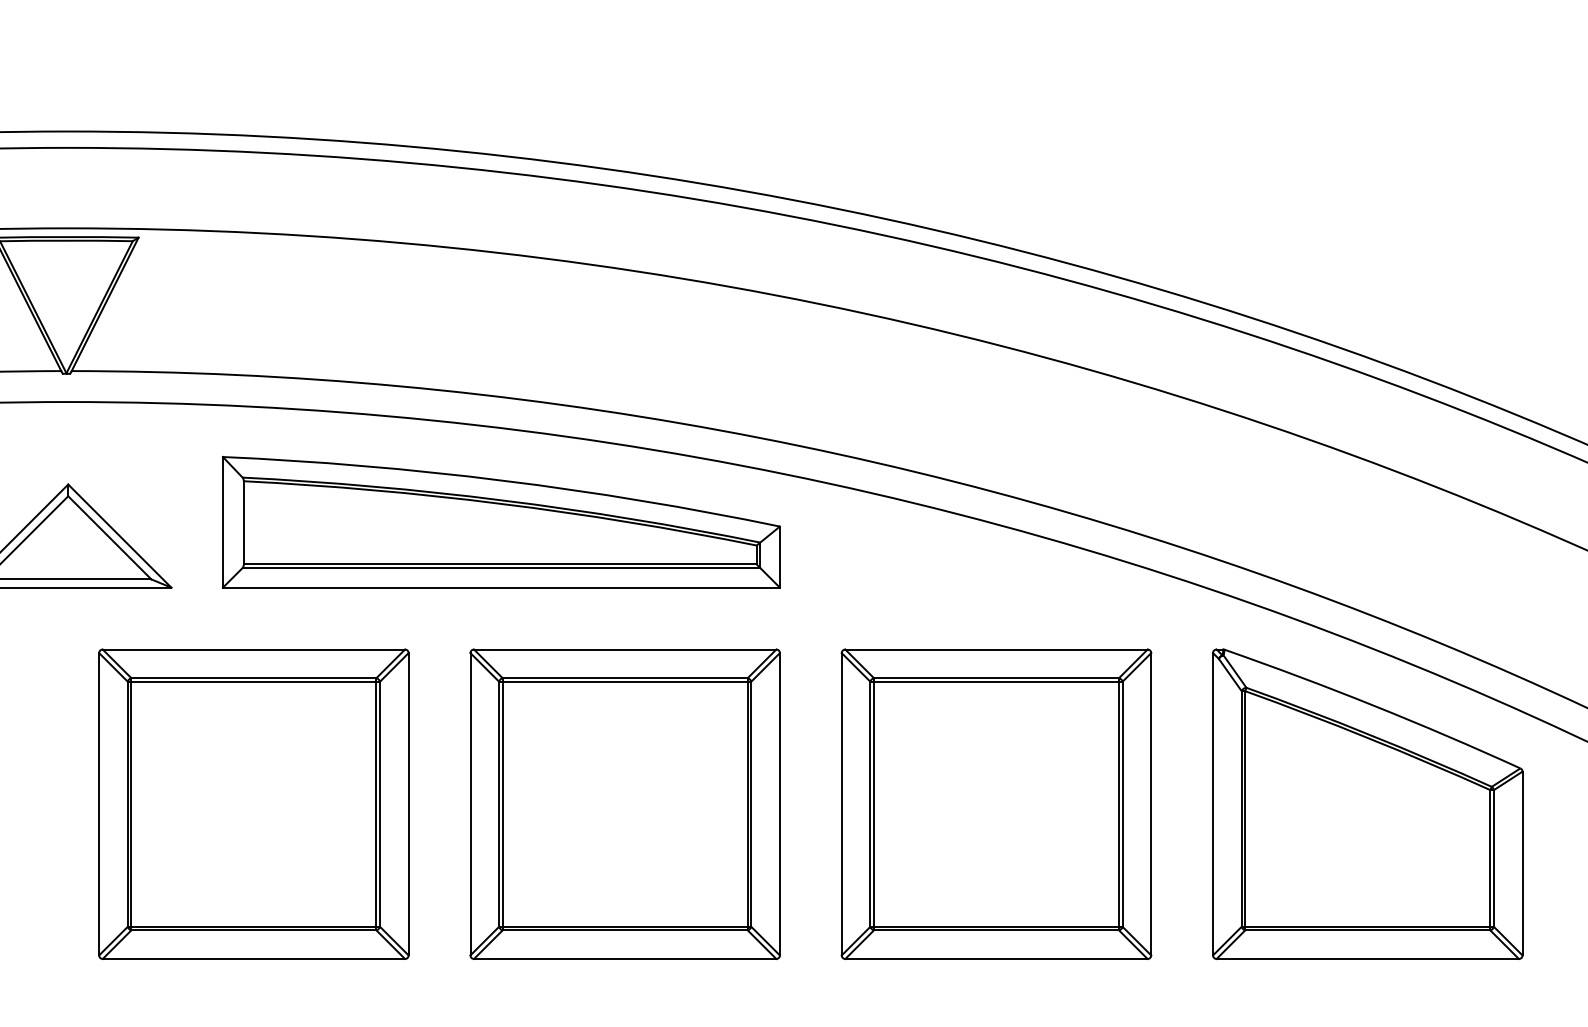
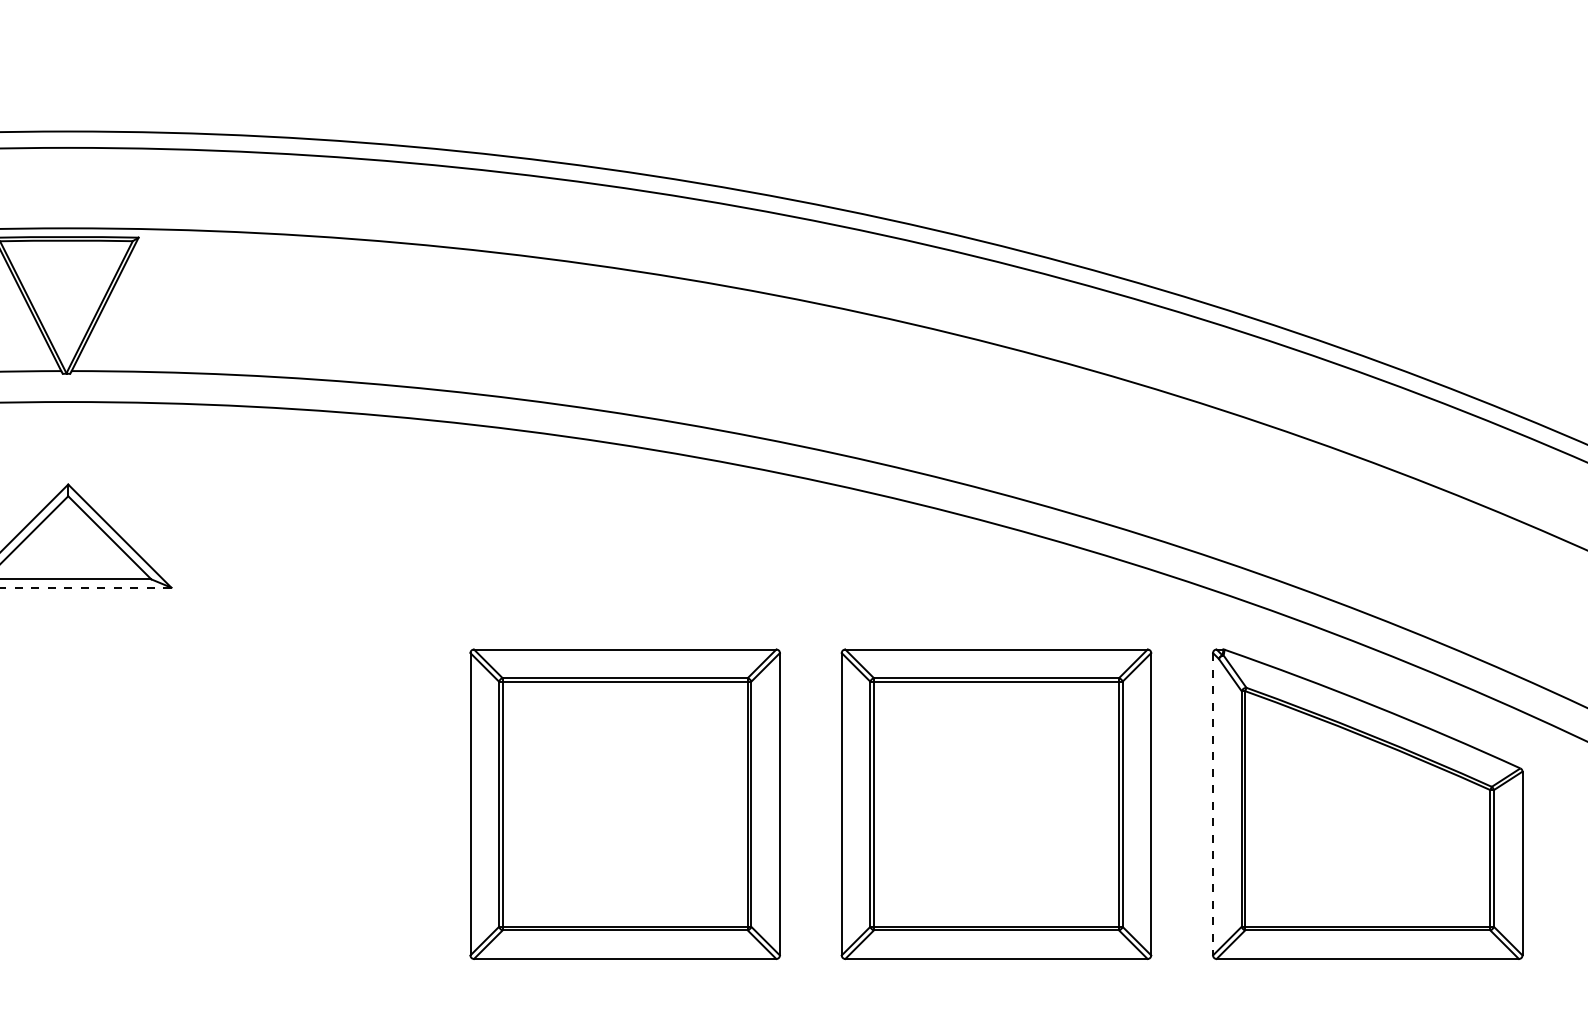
part: present -> none (500, 522)
line: solid -> dashed (85, 587)
part: present -> none (253, 803)
line: solid -> dashed (1213, 804)
